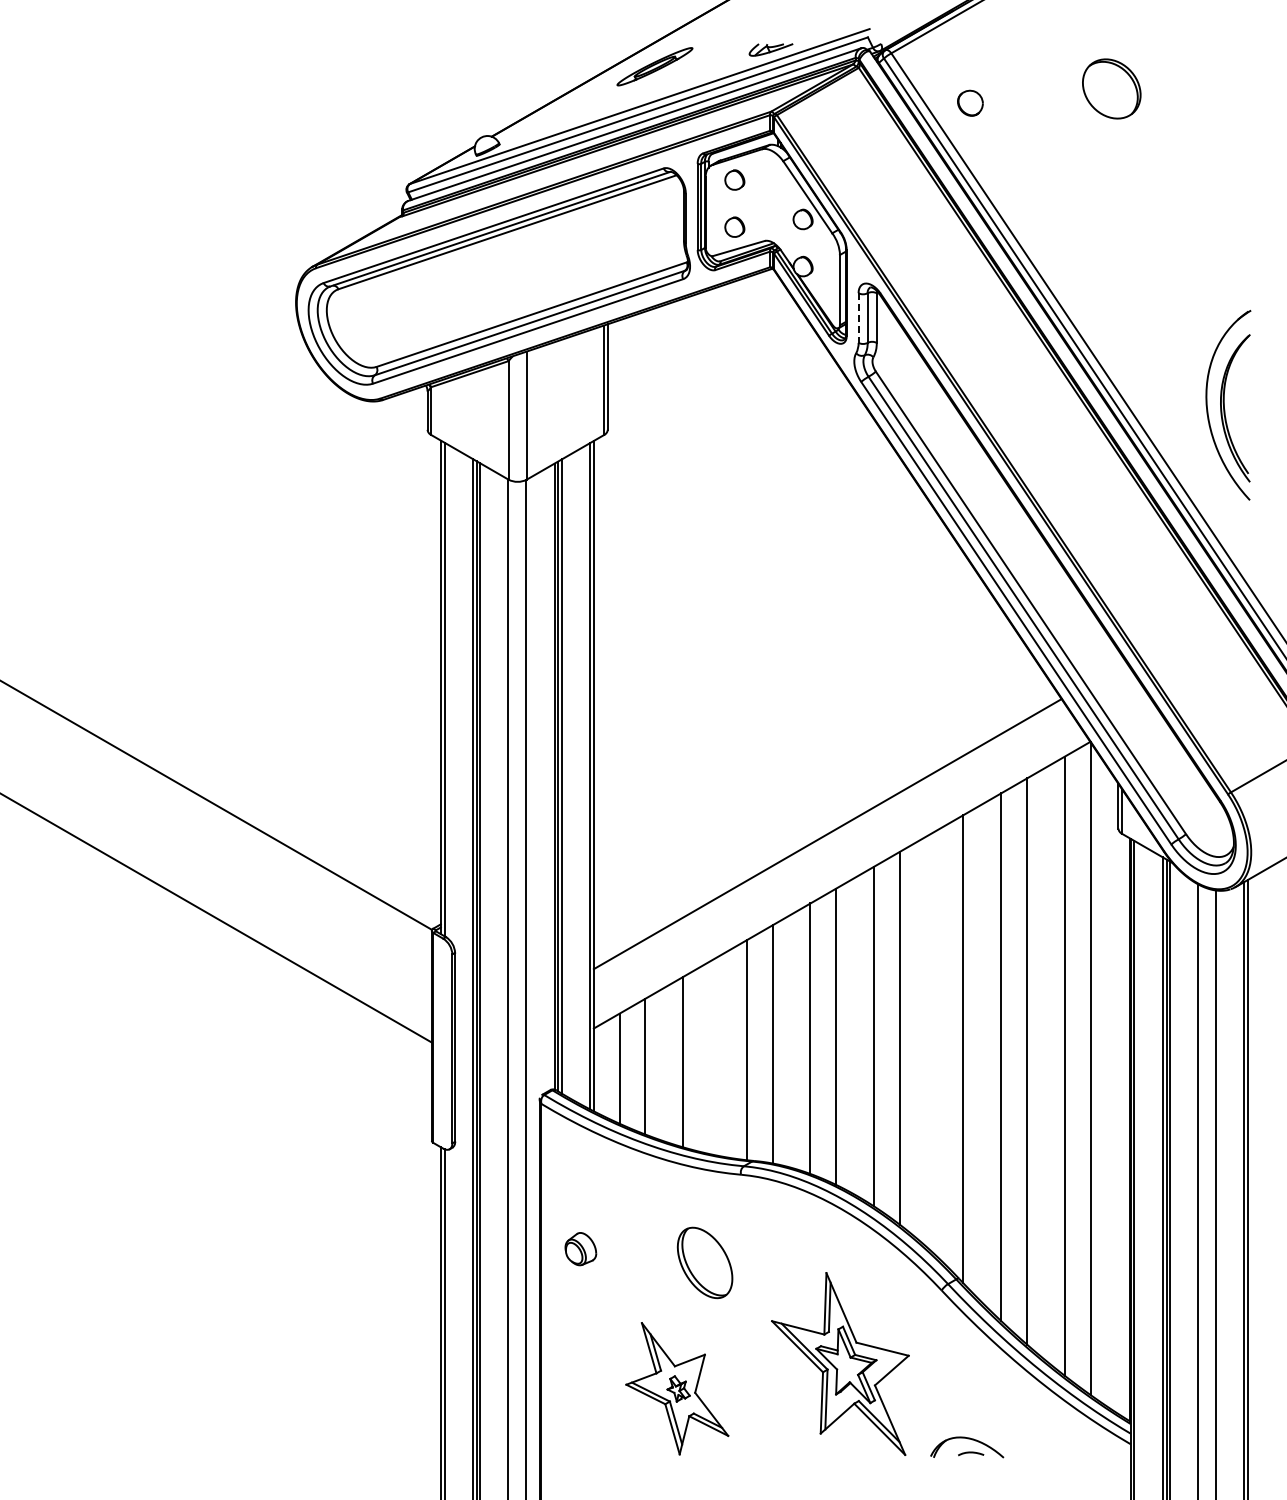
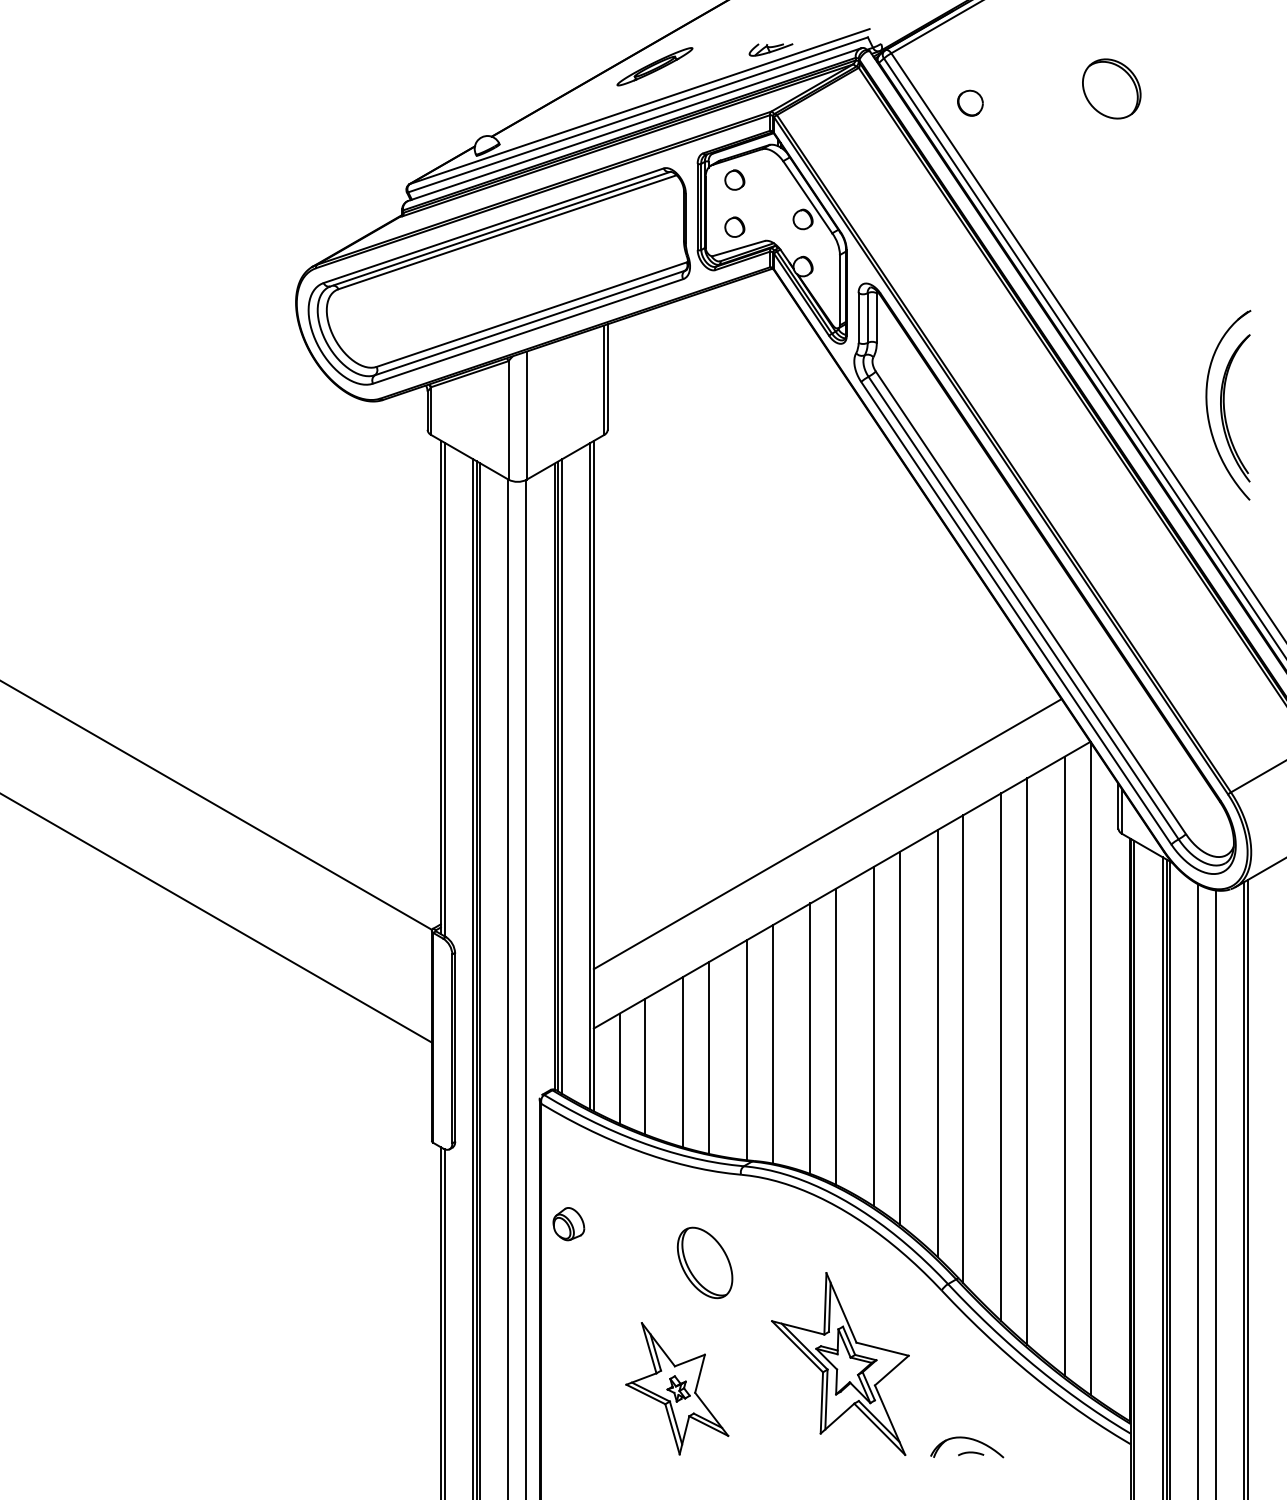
line: dashed -> solid (858, 318)
line: none -> present (937, 1043)
line: none -> present (708, 1057)
part position: (580, 1249) -> (568, 1224) (568, 1224)
